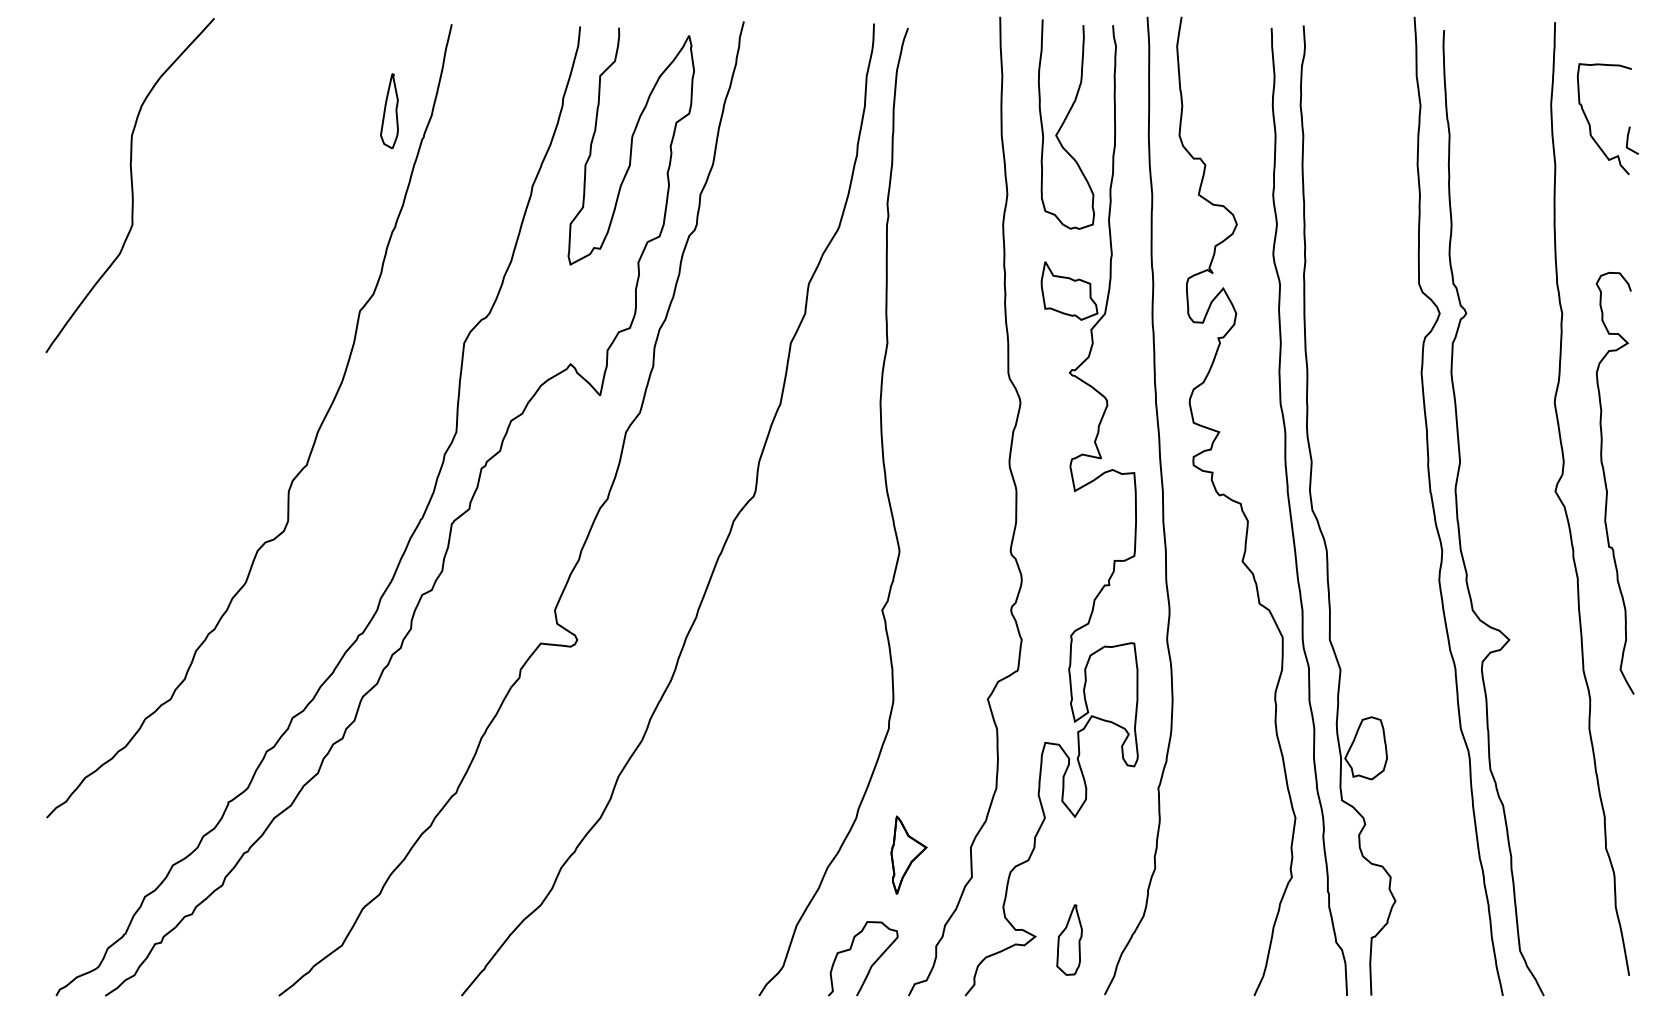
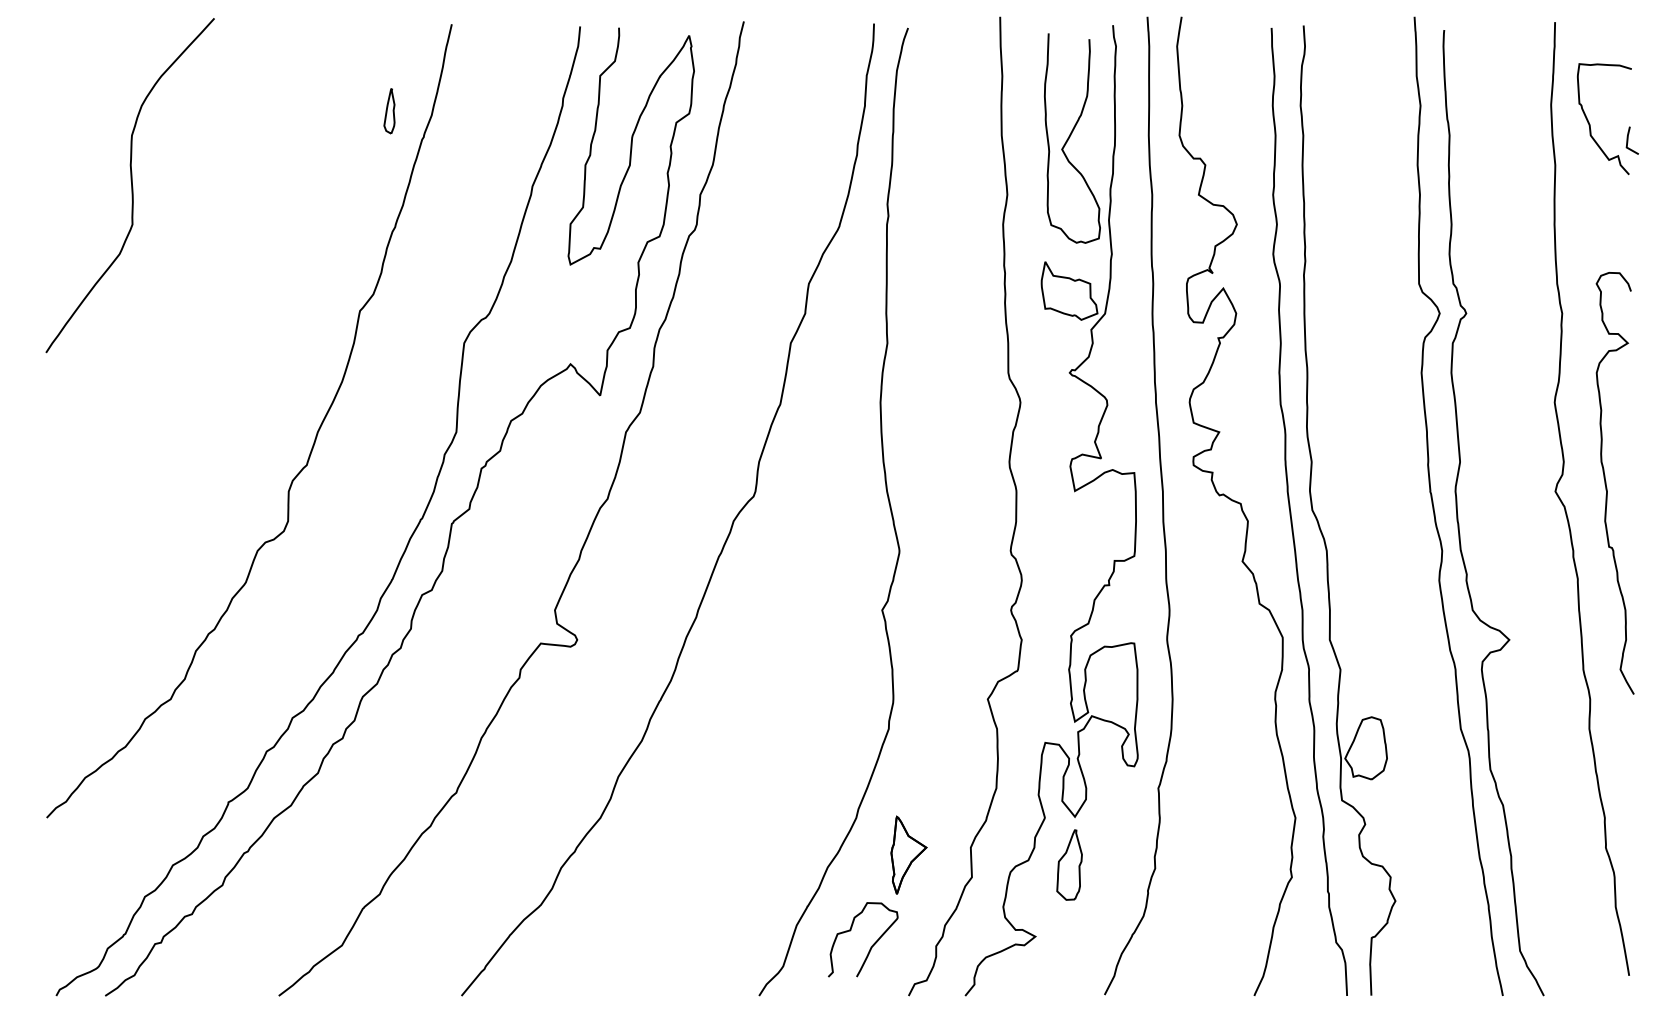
part size: 19x77 px -> 13x47 px (389, 111)
curve position: (1064, 123) -> (1070, 137) (1070, 137)
part position: (1069, 939) -> (1069, 864) (1069, 864)
curve position: (871, 964) -> (871, 945) (871, 945)
